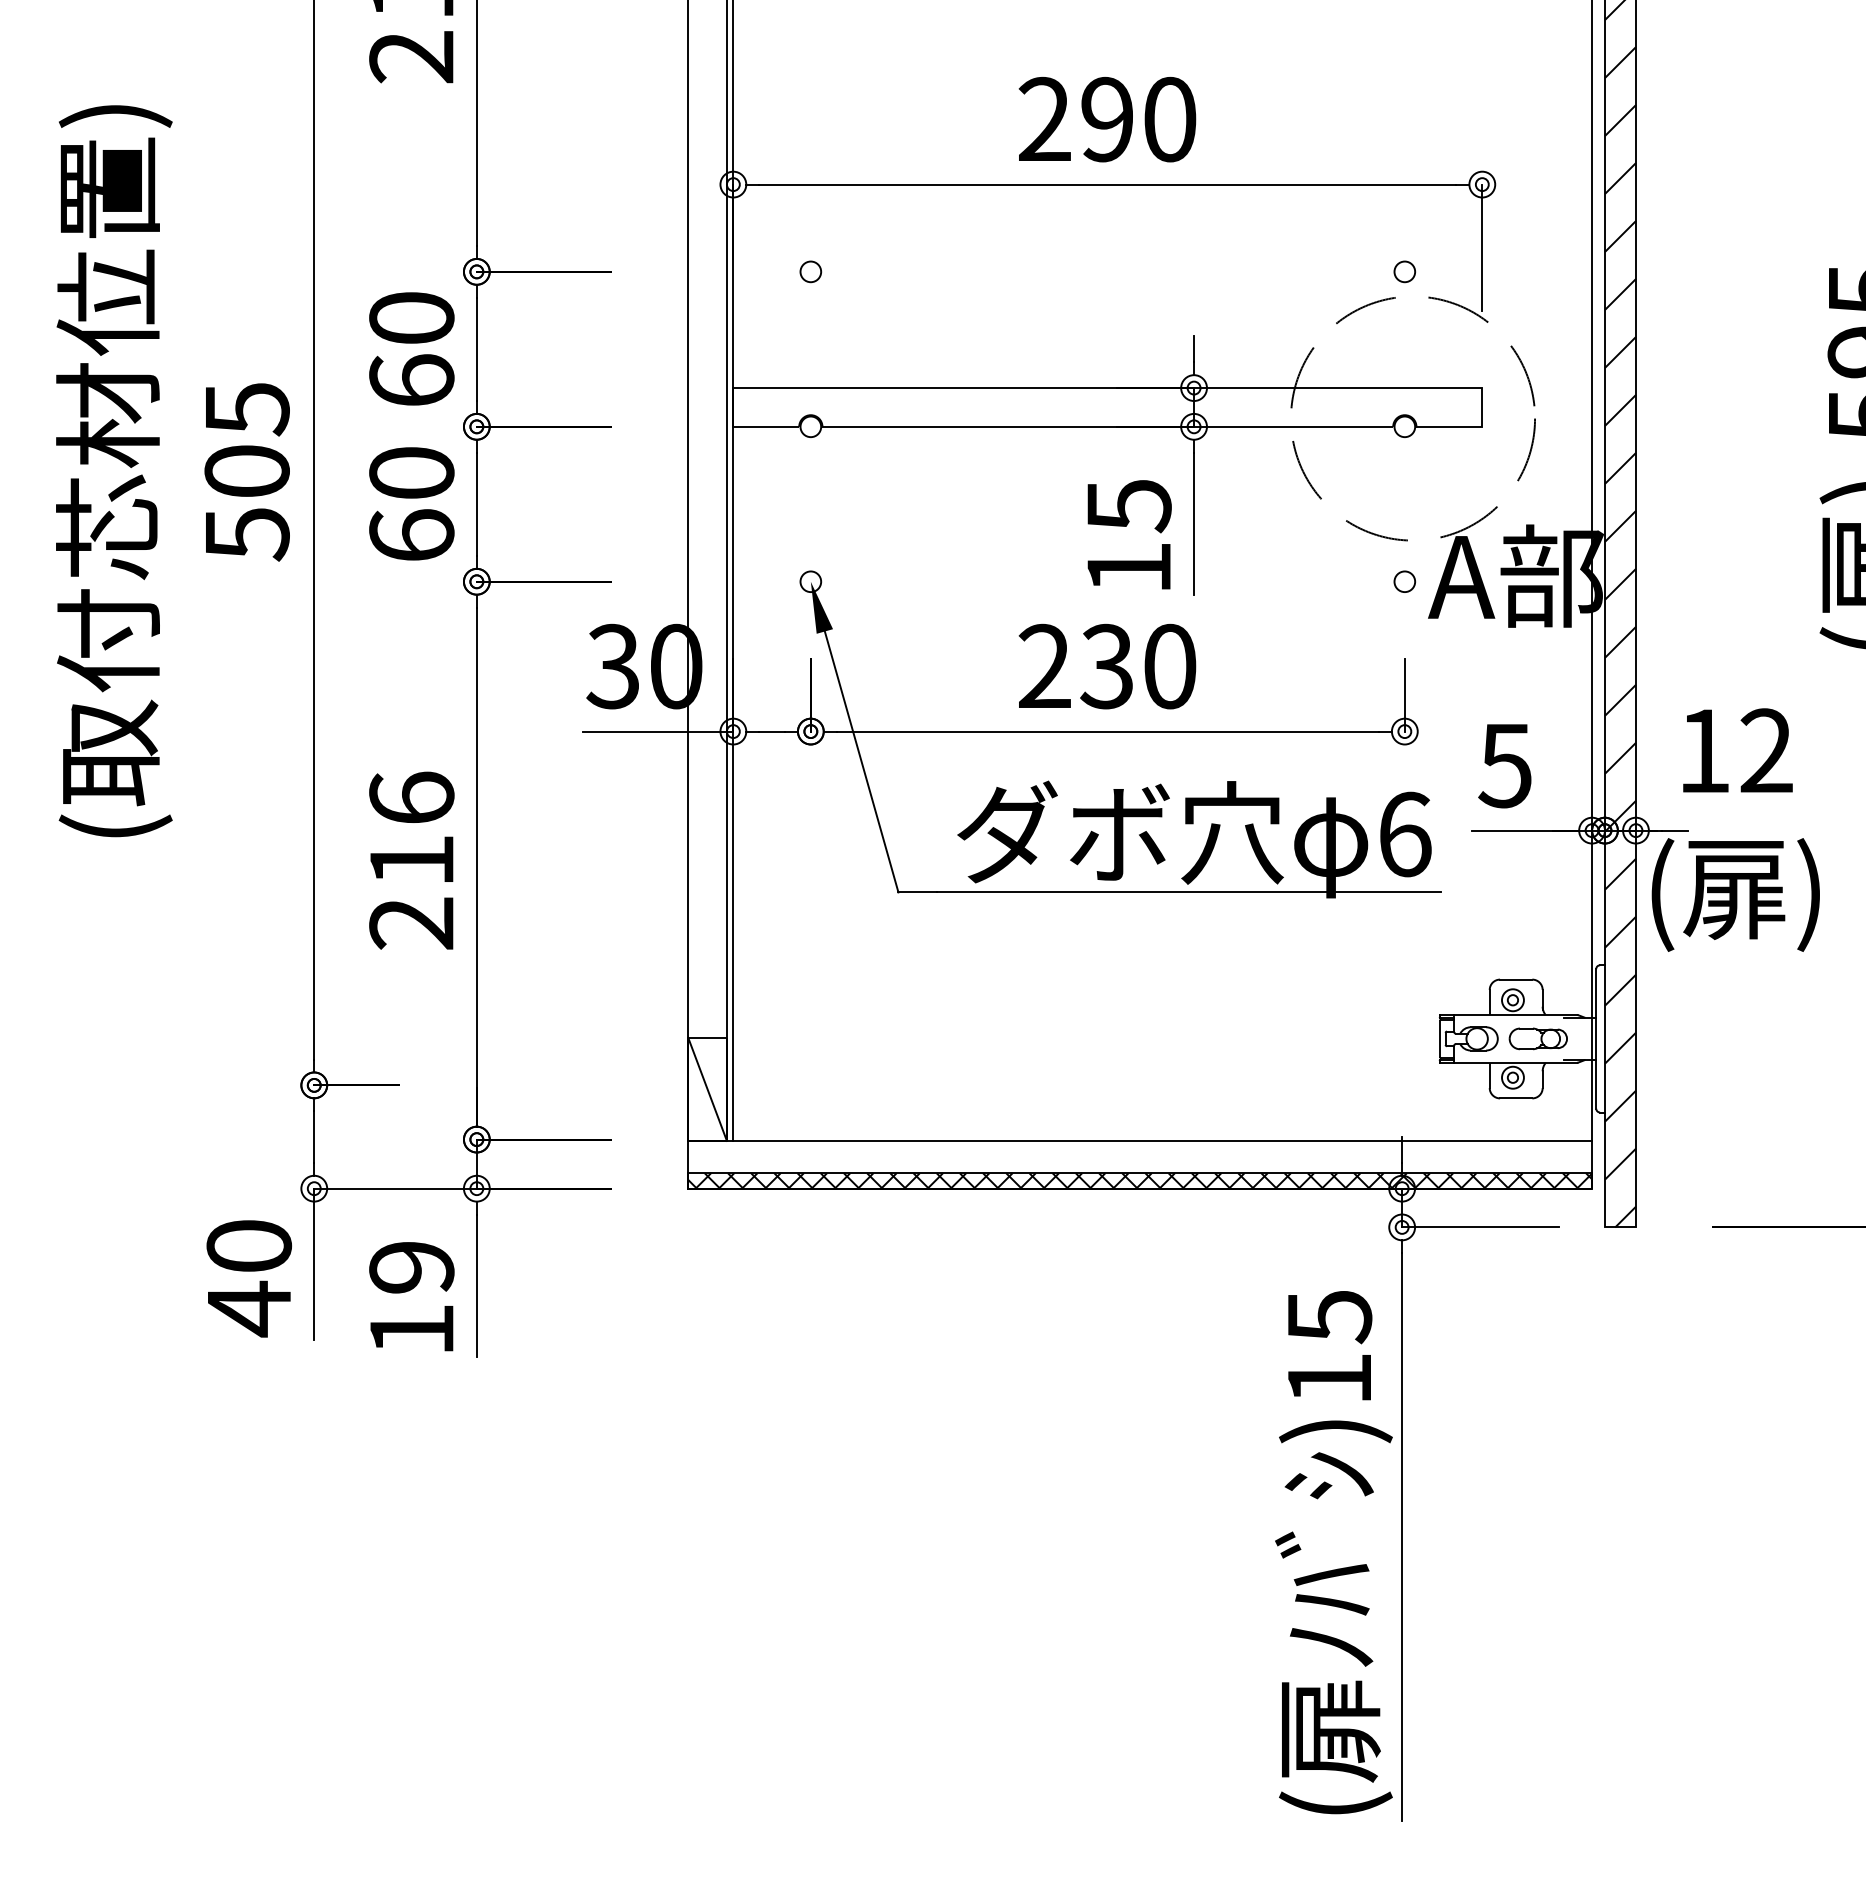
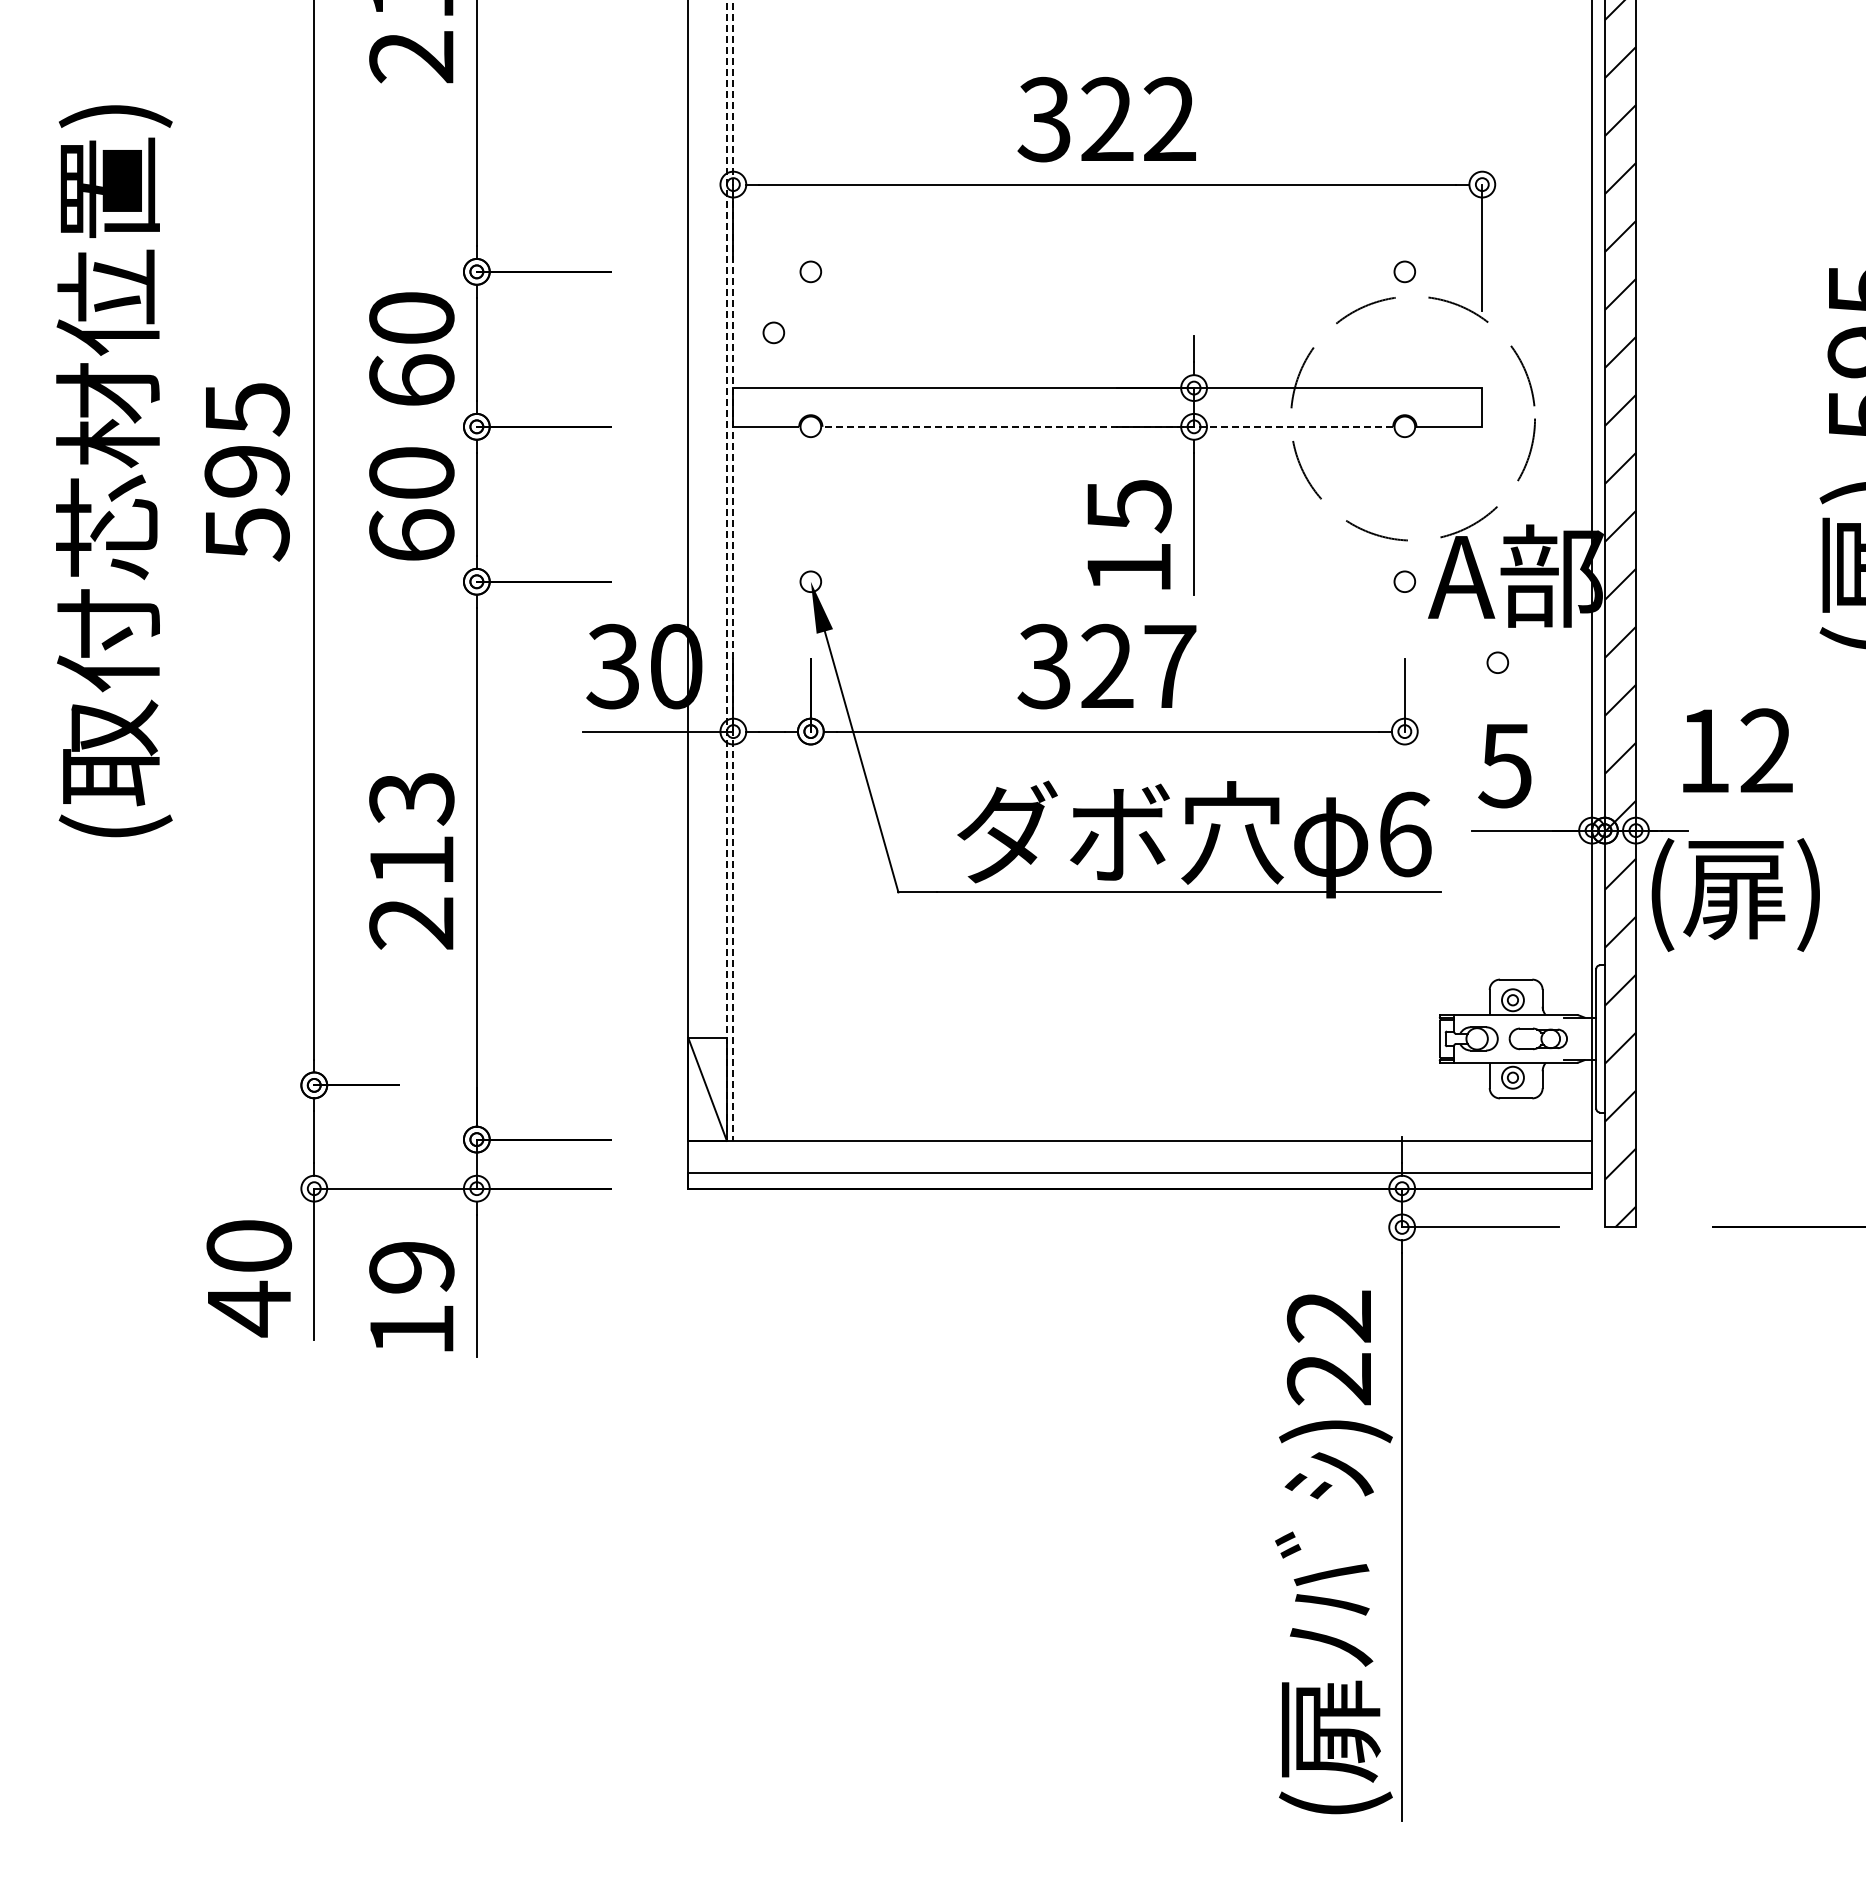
text: 290 -> 322 (1106, 119)
circle: none -> present (773, 332)
line: solid -> dashed (1107, 426)
text: 505 -> 595 (246, 471)
line: solid -> dashed (726, 571)
line: solid -> dashed (733, 571)
circle: none -> present (1497, 662)
text: 230 -> 327 (1106, 666)
text: 216 -> 213 (411, 798)
hatch: present -> none (1140, 1180)
text: )15 -> )22 (1329, 1347)
